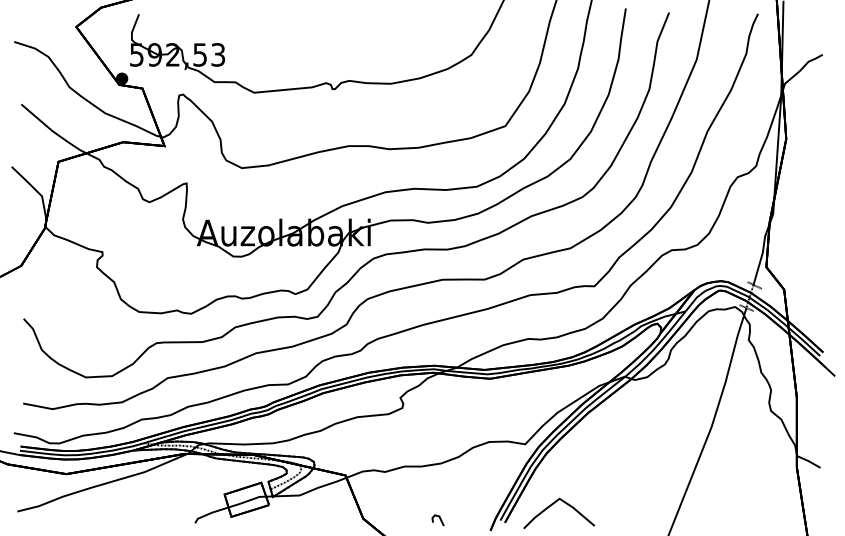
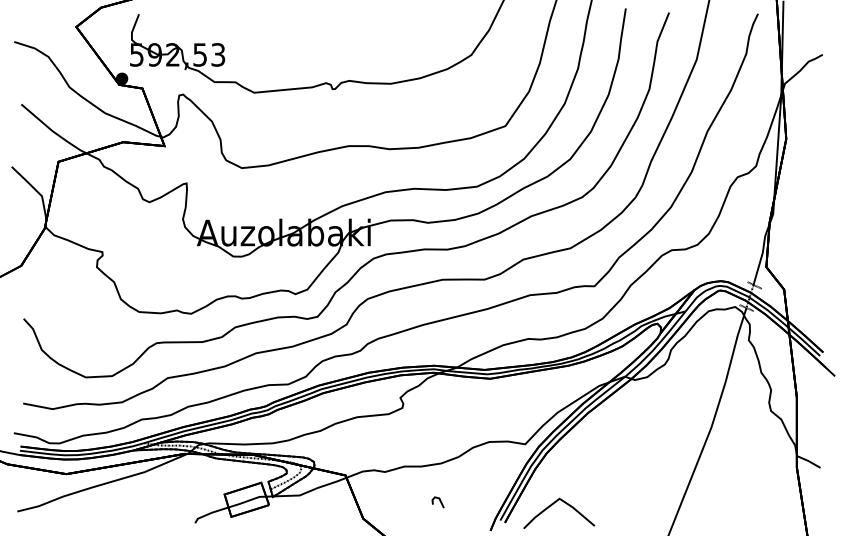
line position: (439, 519) -> (439, 501) (439, 501)
